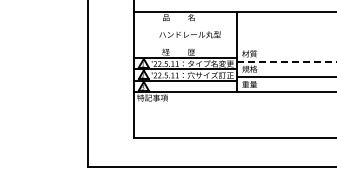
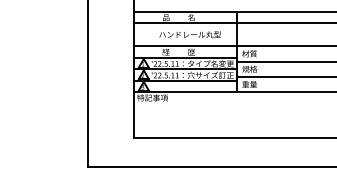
line: none -> present (233, 23)
line: none -> present (233, 46)
line: dashed -> solid (286, 61)
